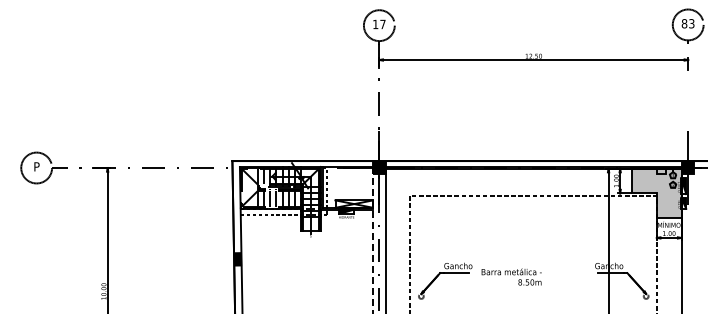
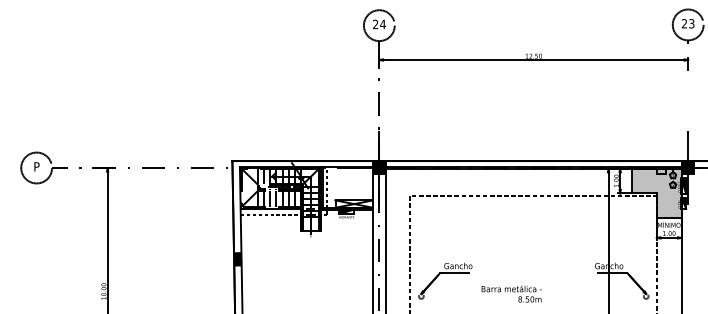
text: 83 -> 23 (684, 23)
text: 17 -> 24 (379, 24)
line: dashed -> solid (372, 240)
text position: (511, 276) -> (511, 293) (511, 293)
